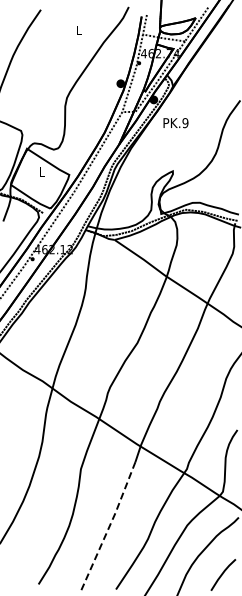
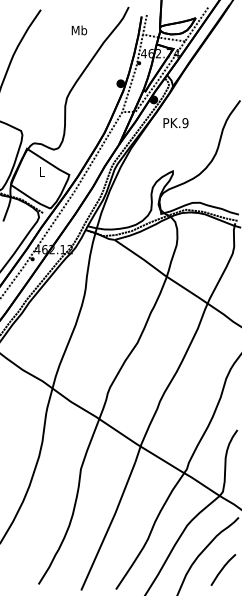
text: L -> Mb (79, 30)
line: dashed -> solid (109, 526)
line position: (223, 574) -> (223, 569) (223, 569)
